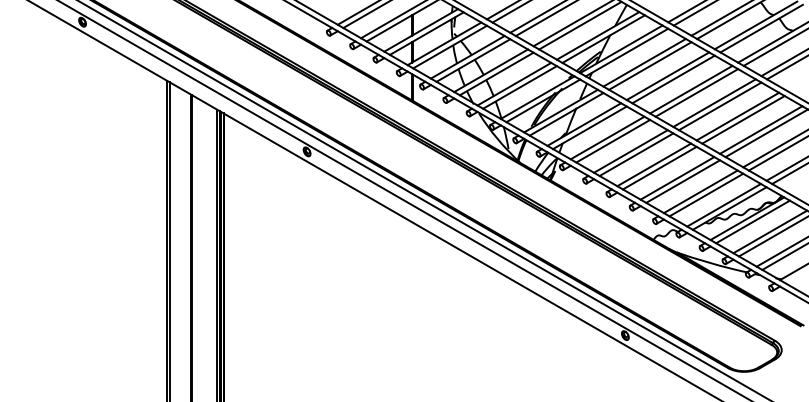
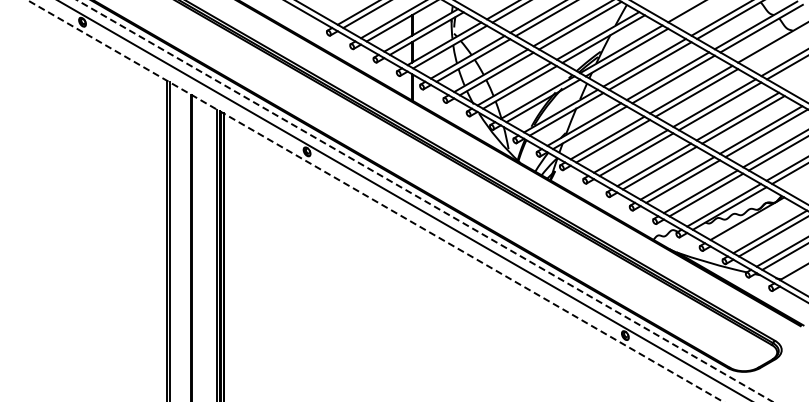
line: present -> none (693, 13)
line: present -> none (774, 47)
line: solid -> dashed (375, 201)
line: solid -> dashed (425, 201)
line: present -> none (752, 221)
